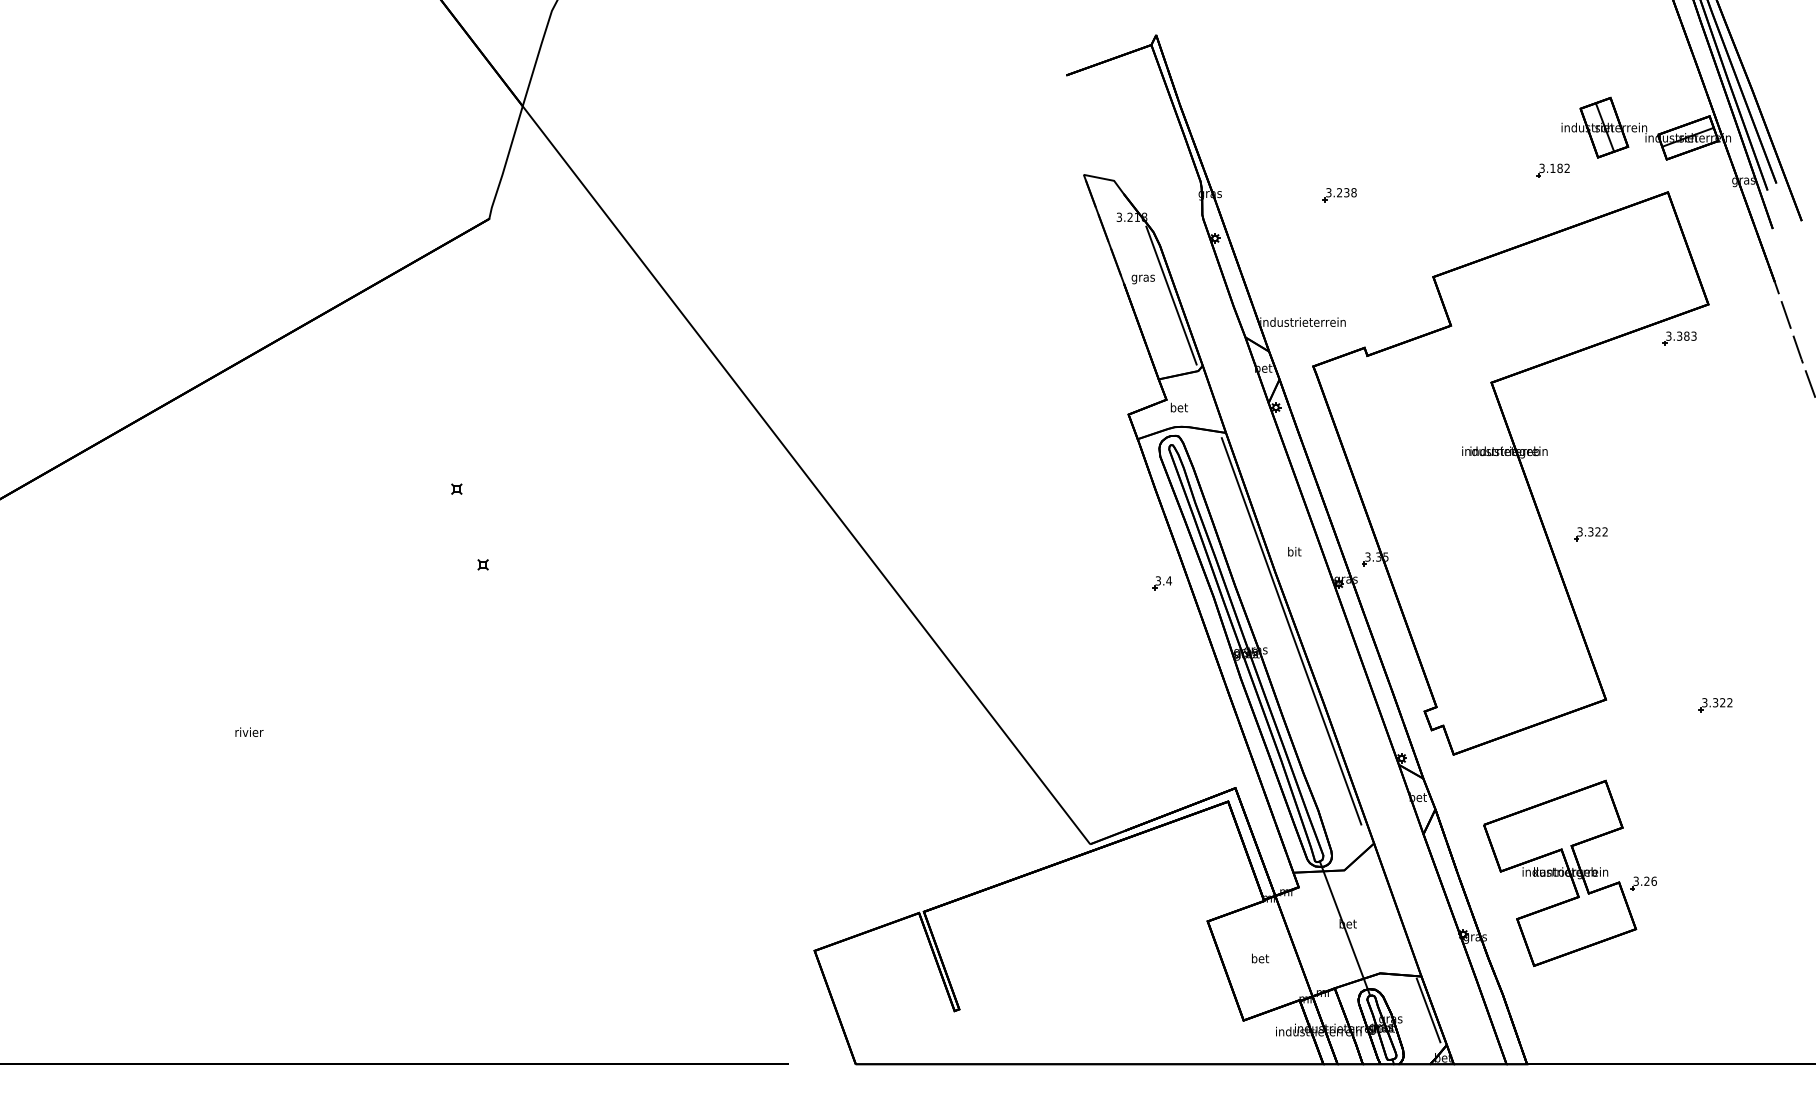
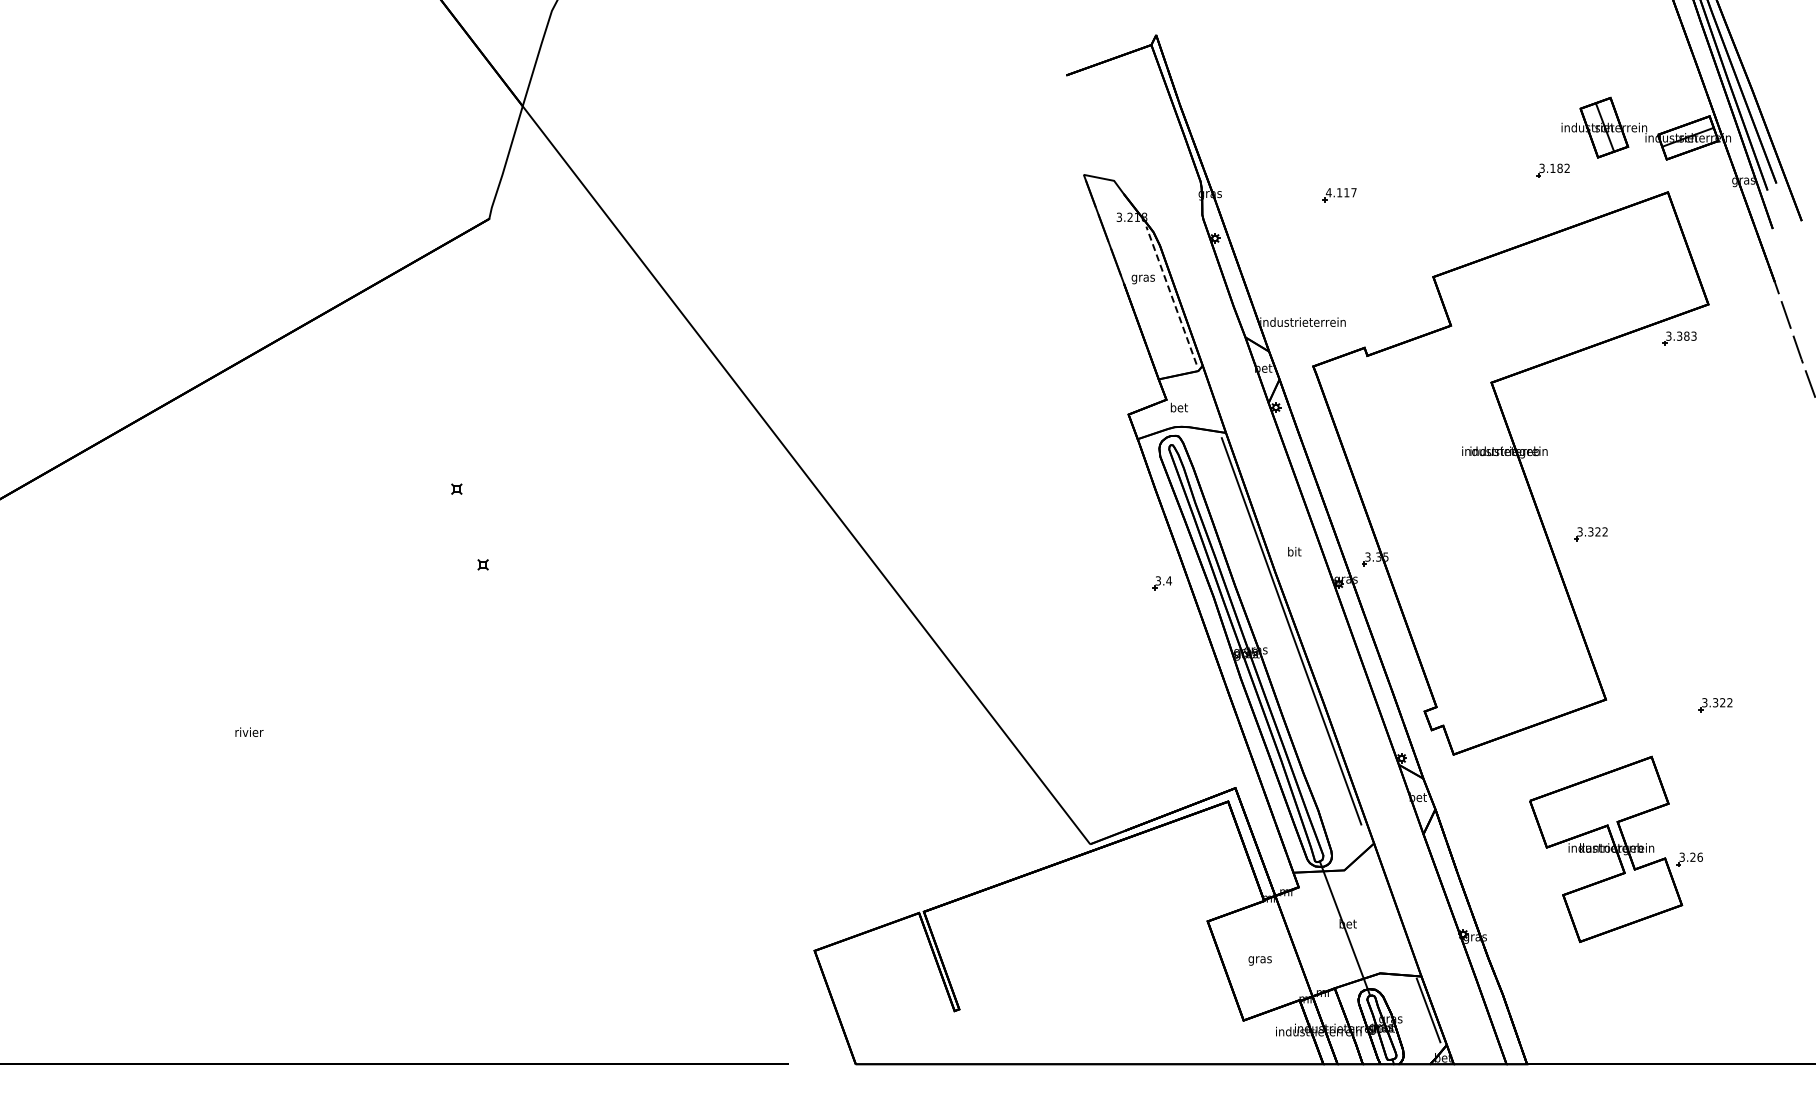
text: 3.238 -> 4.117 (1340, 192)
line: solid -> dashed (1171, 295)
part position: (1569, 872) -> (1615, 848) (1615, 848)
text: bet -> gras (1259, 959)
